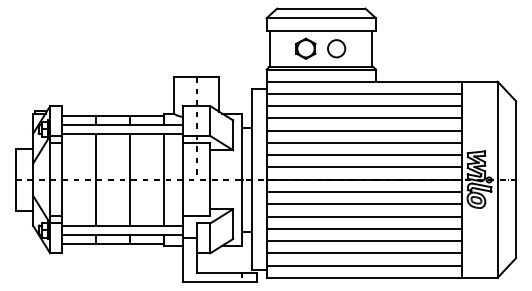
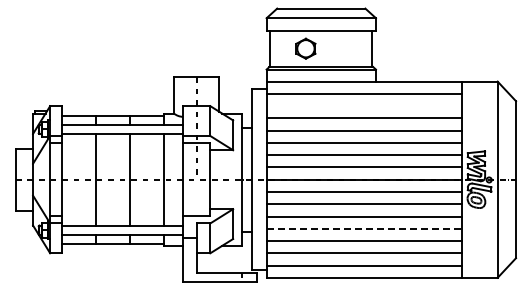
circle: present -> none (336, 48)
line: present -> none (363, 106)
line: solid -> dashed (364, 228)
